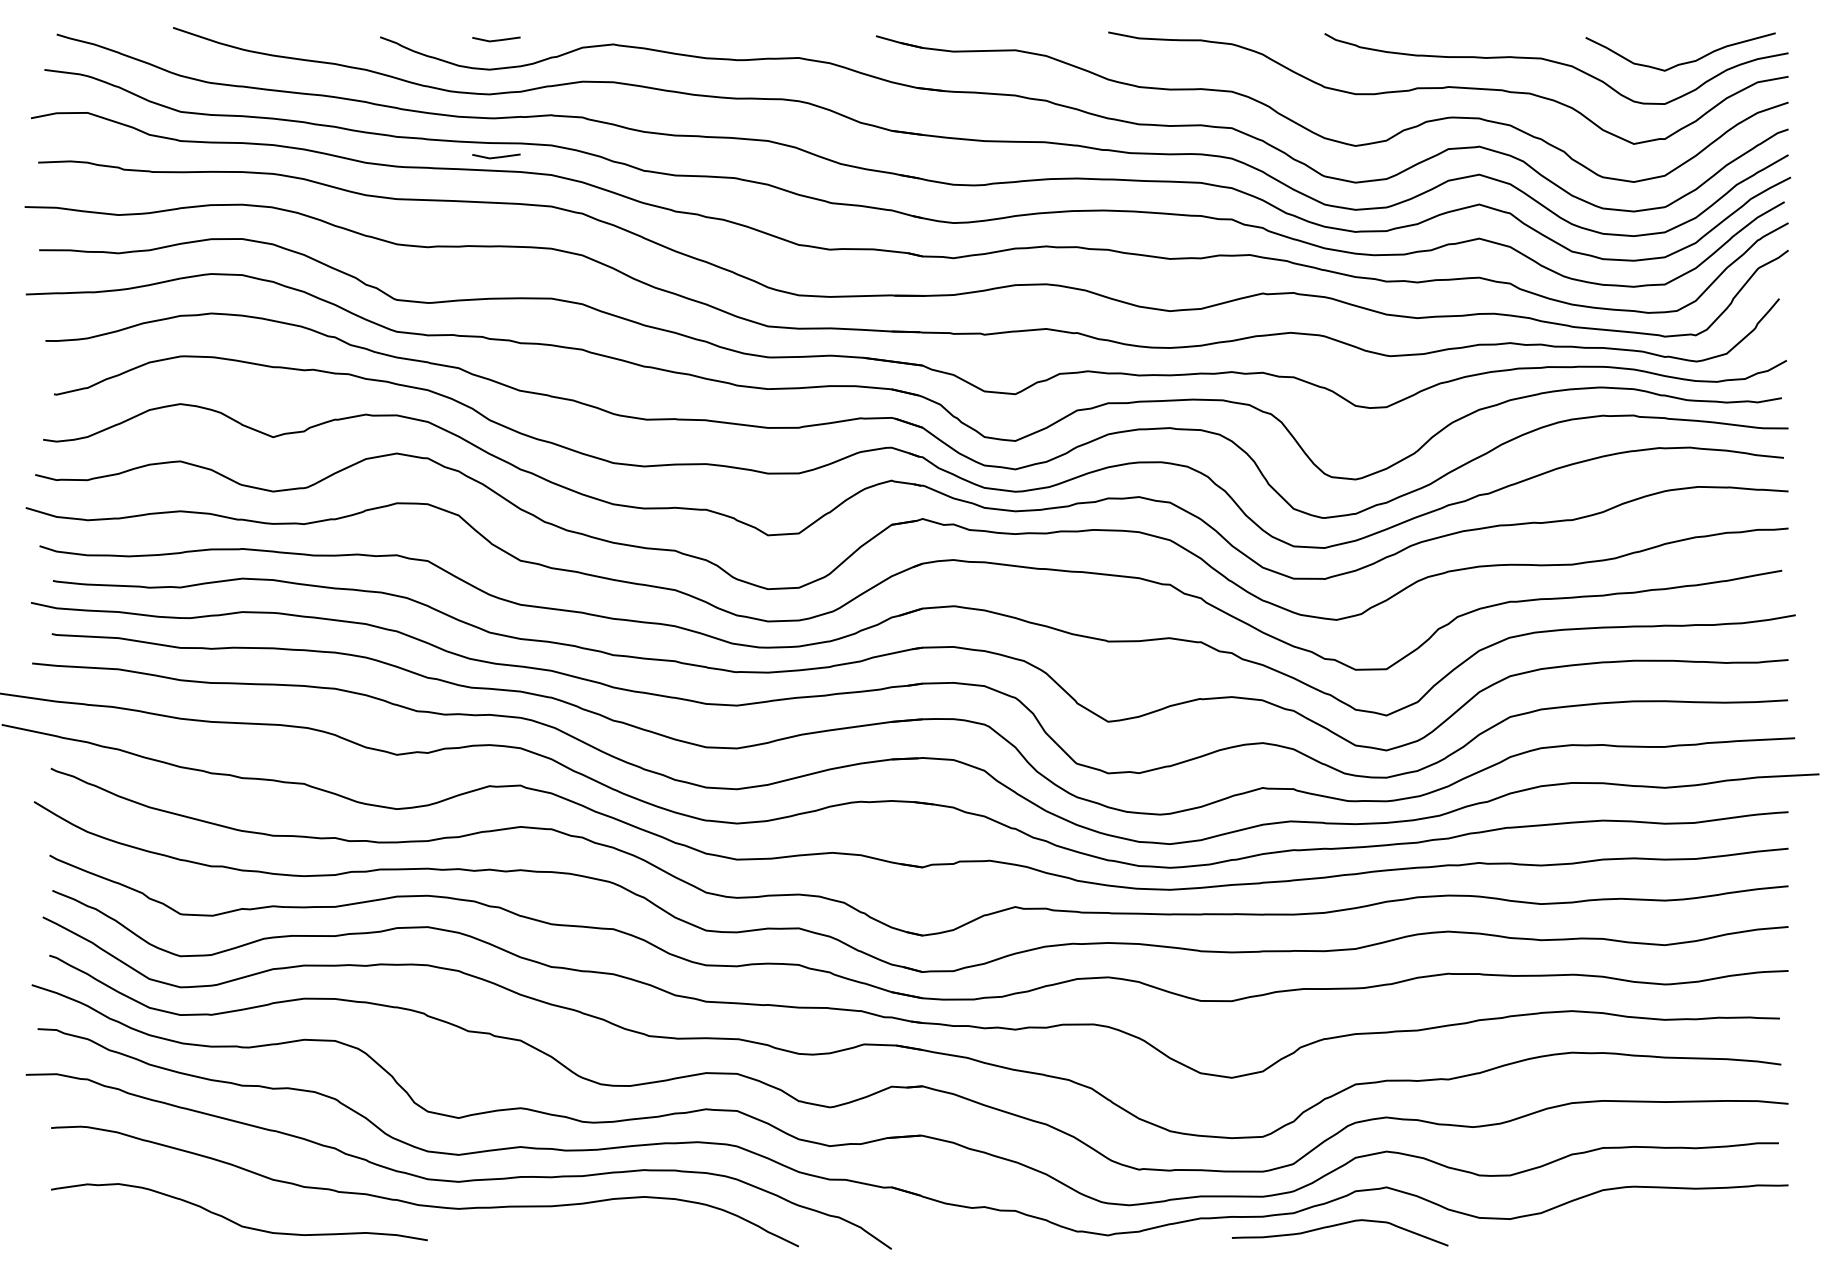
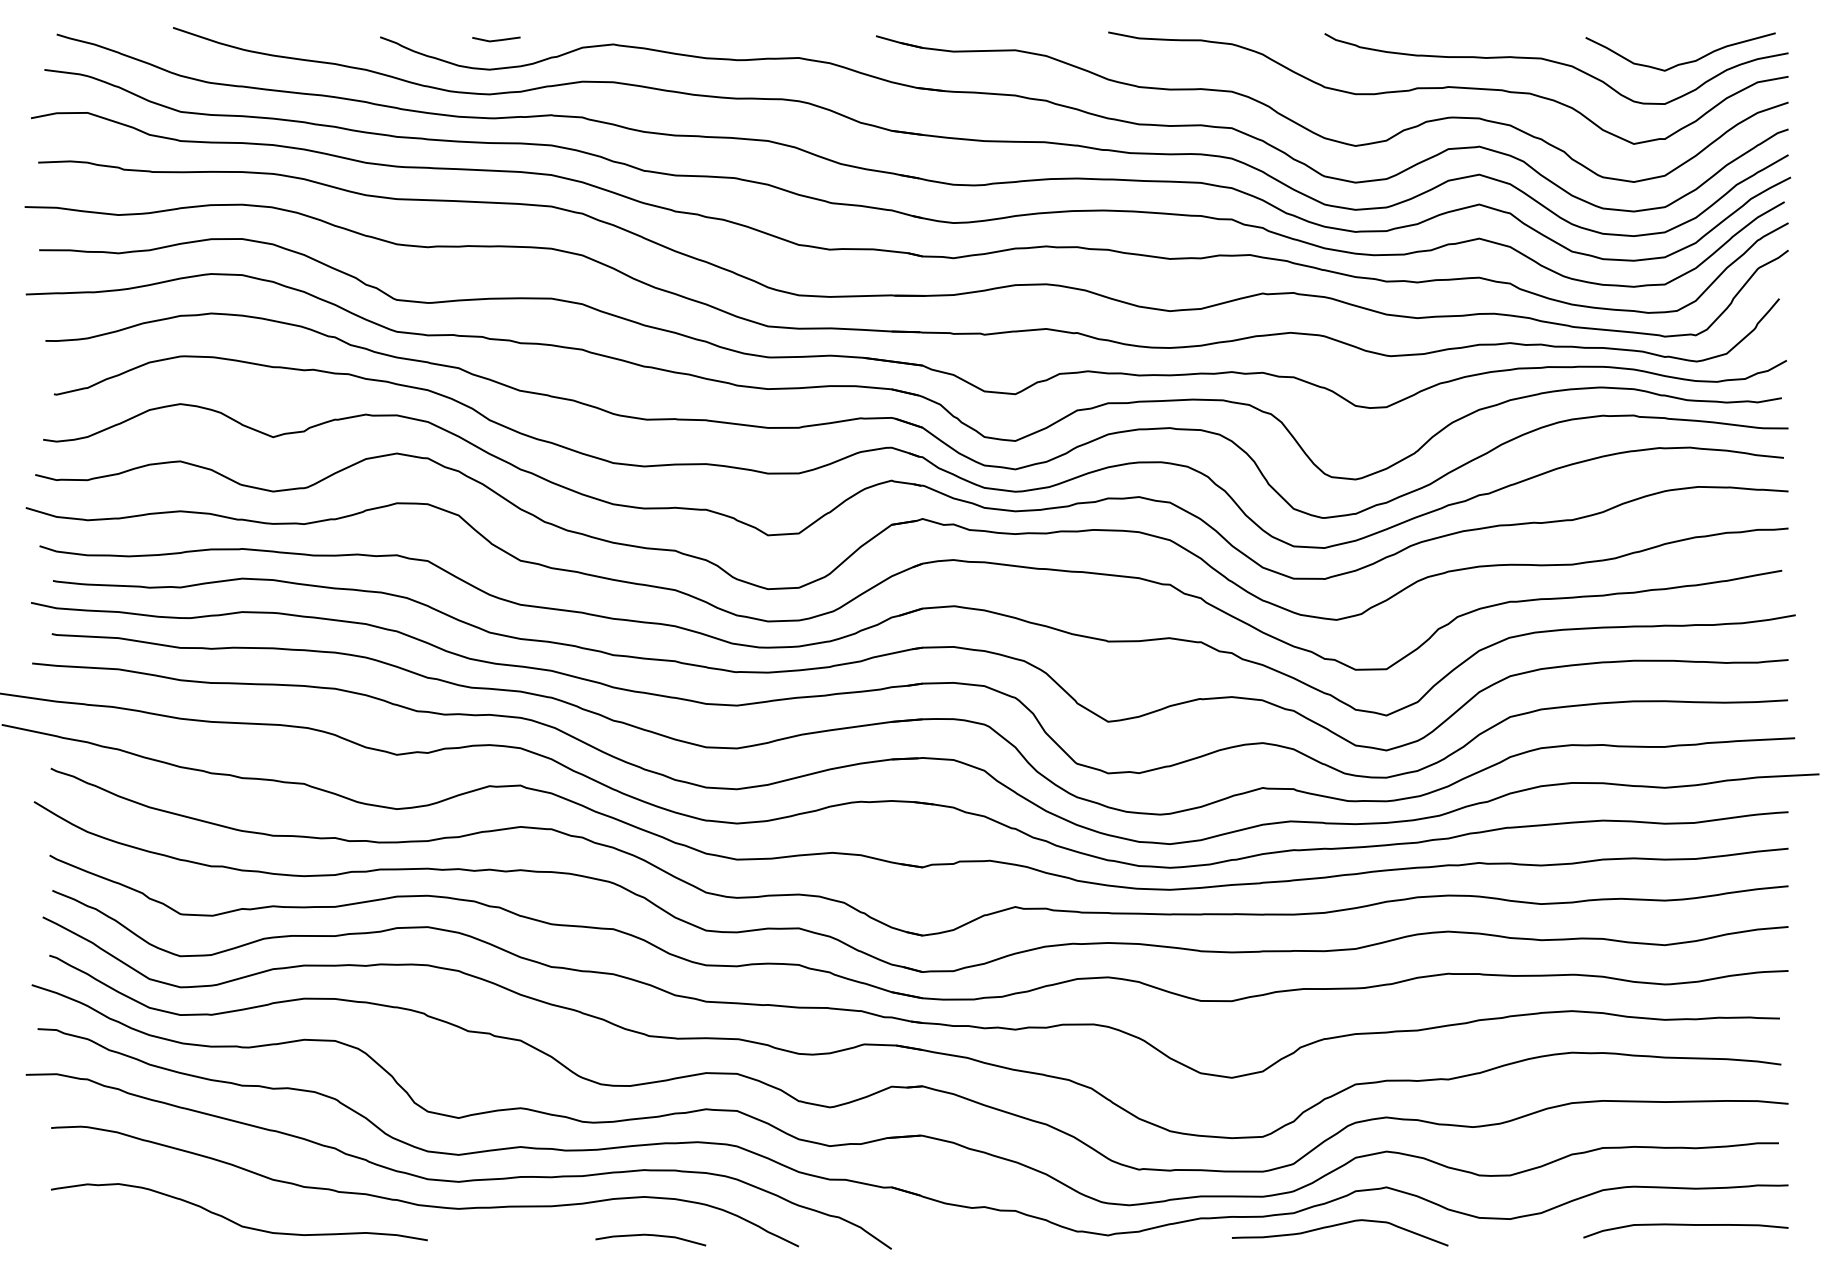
line: present -> none (496, 156)
curve: none -> present (1685, 1225)
curve: none -> present (650, 1235)
